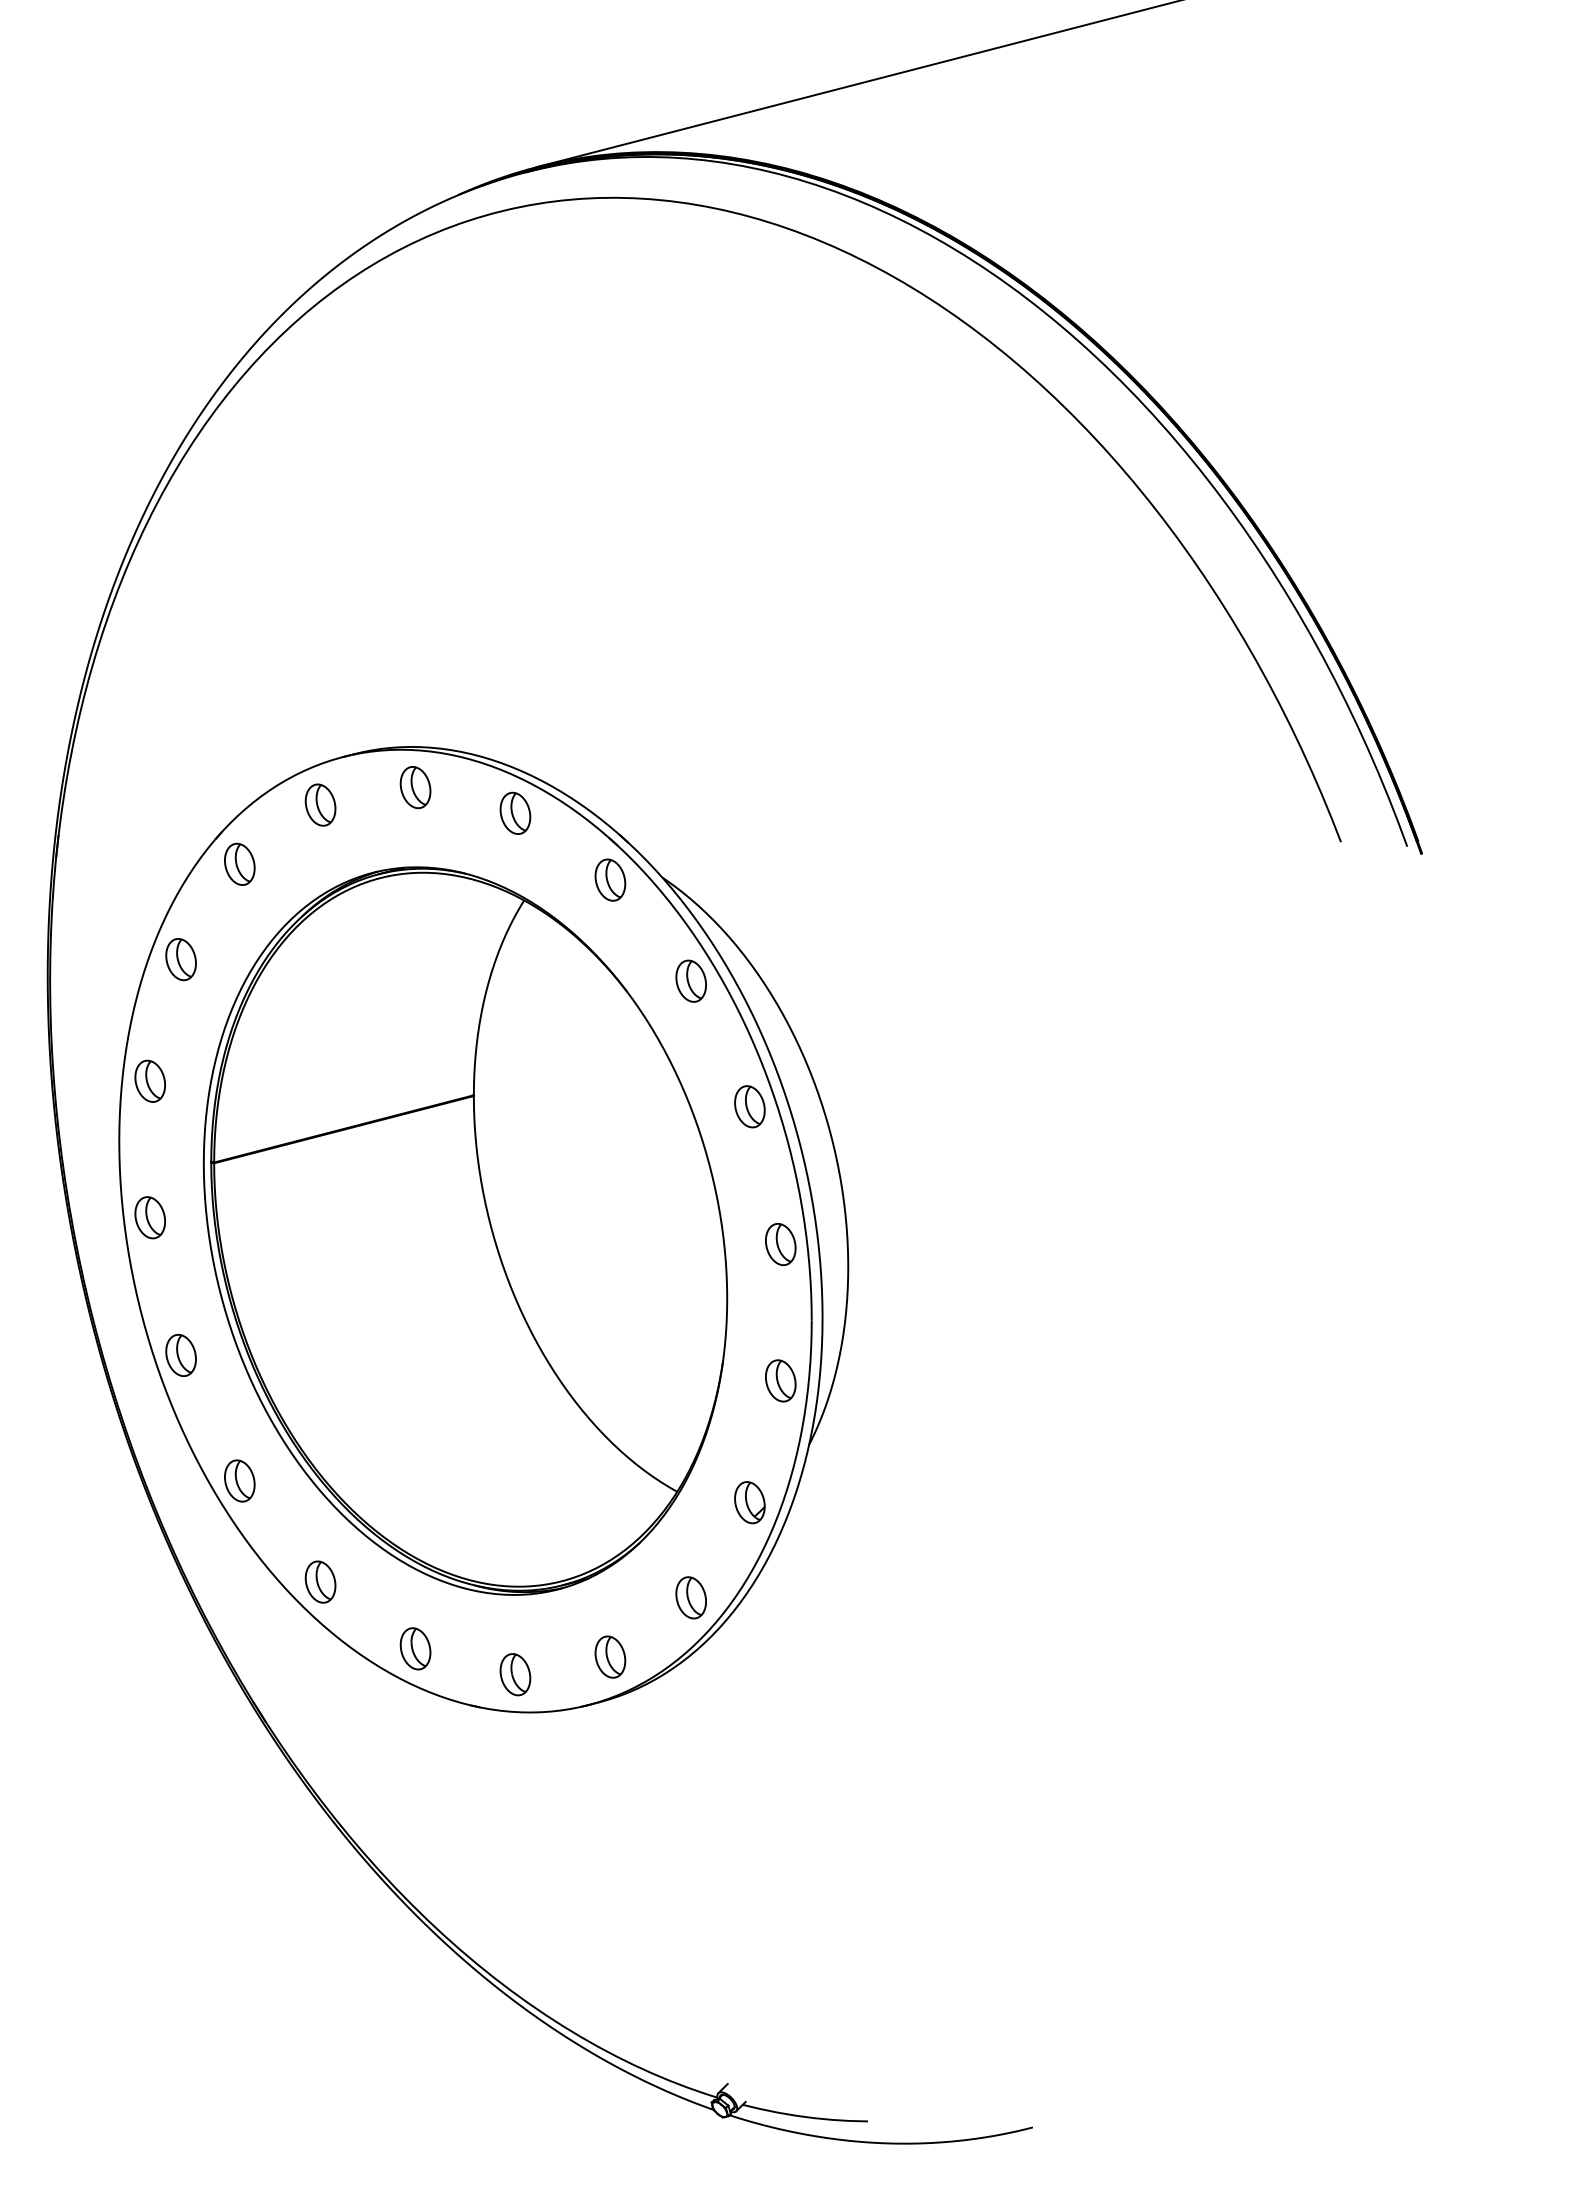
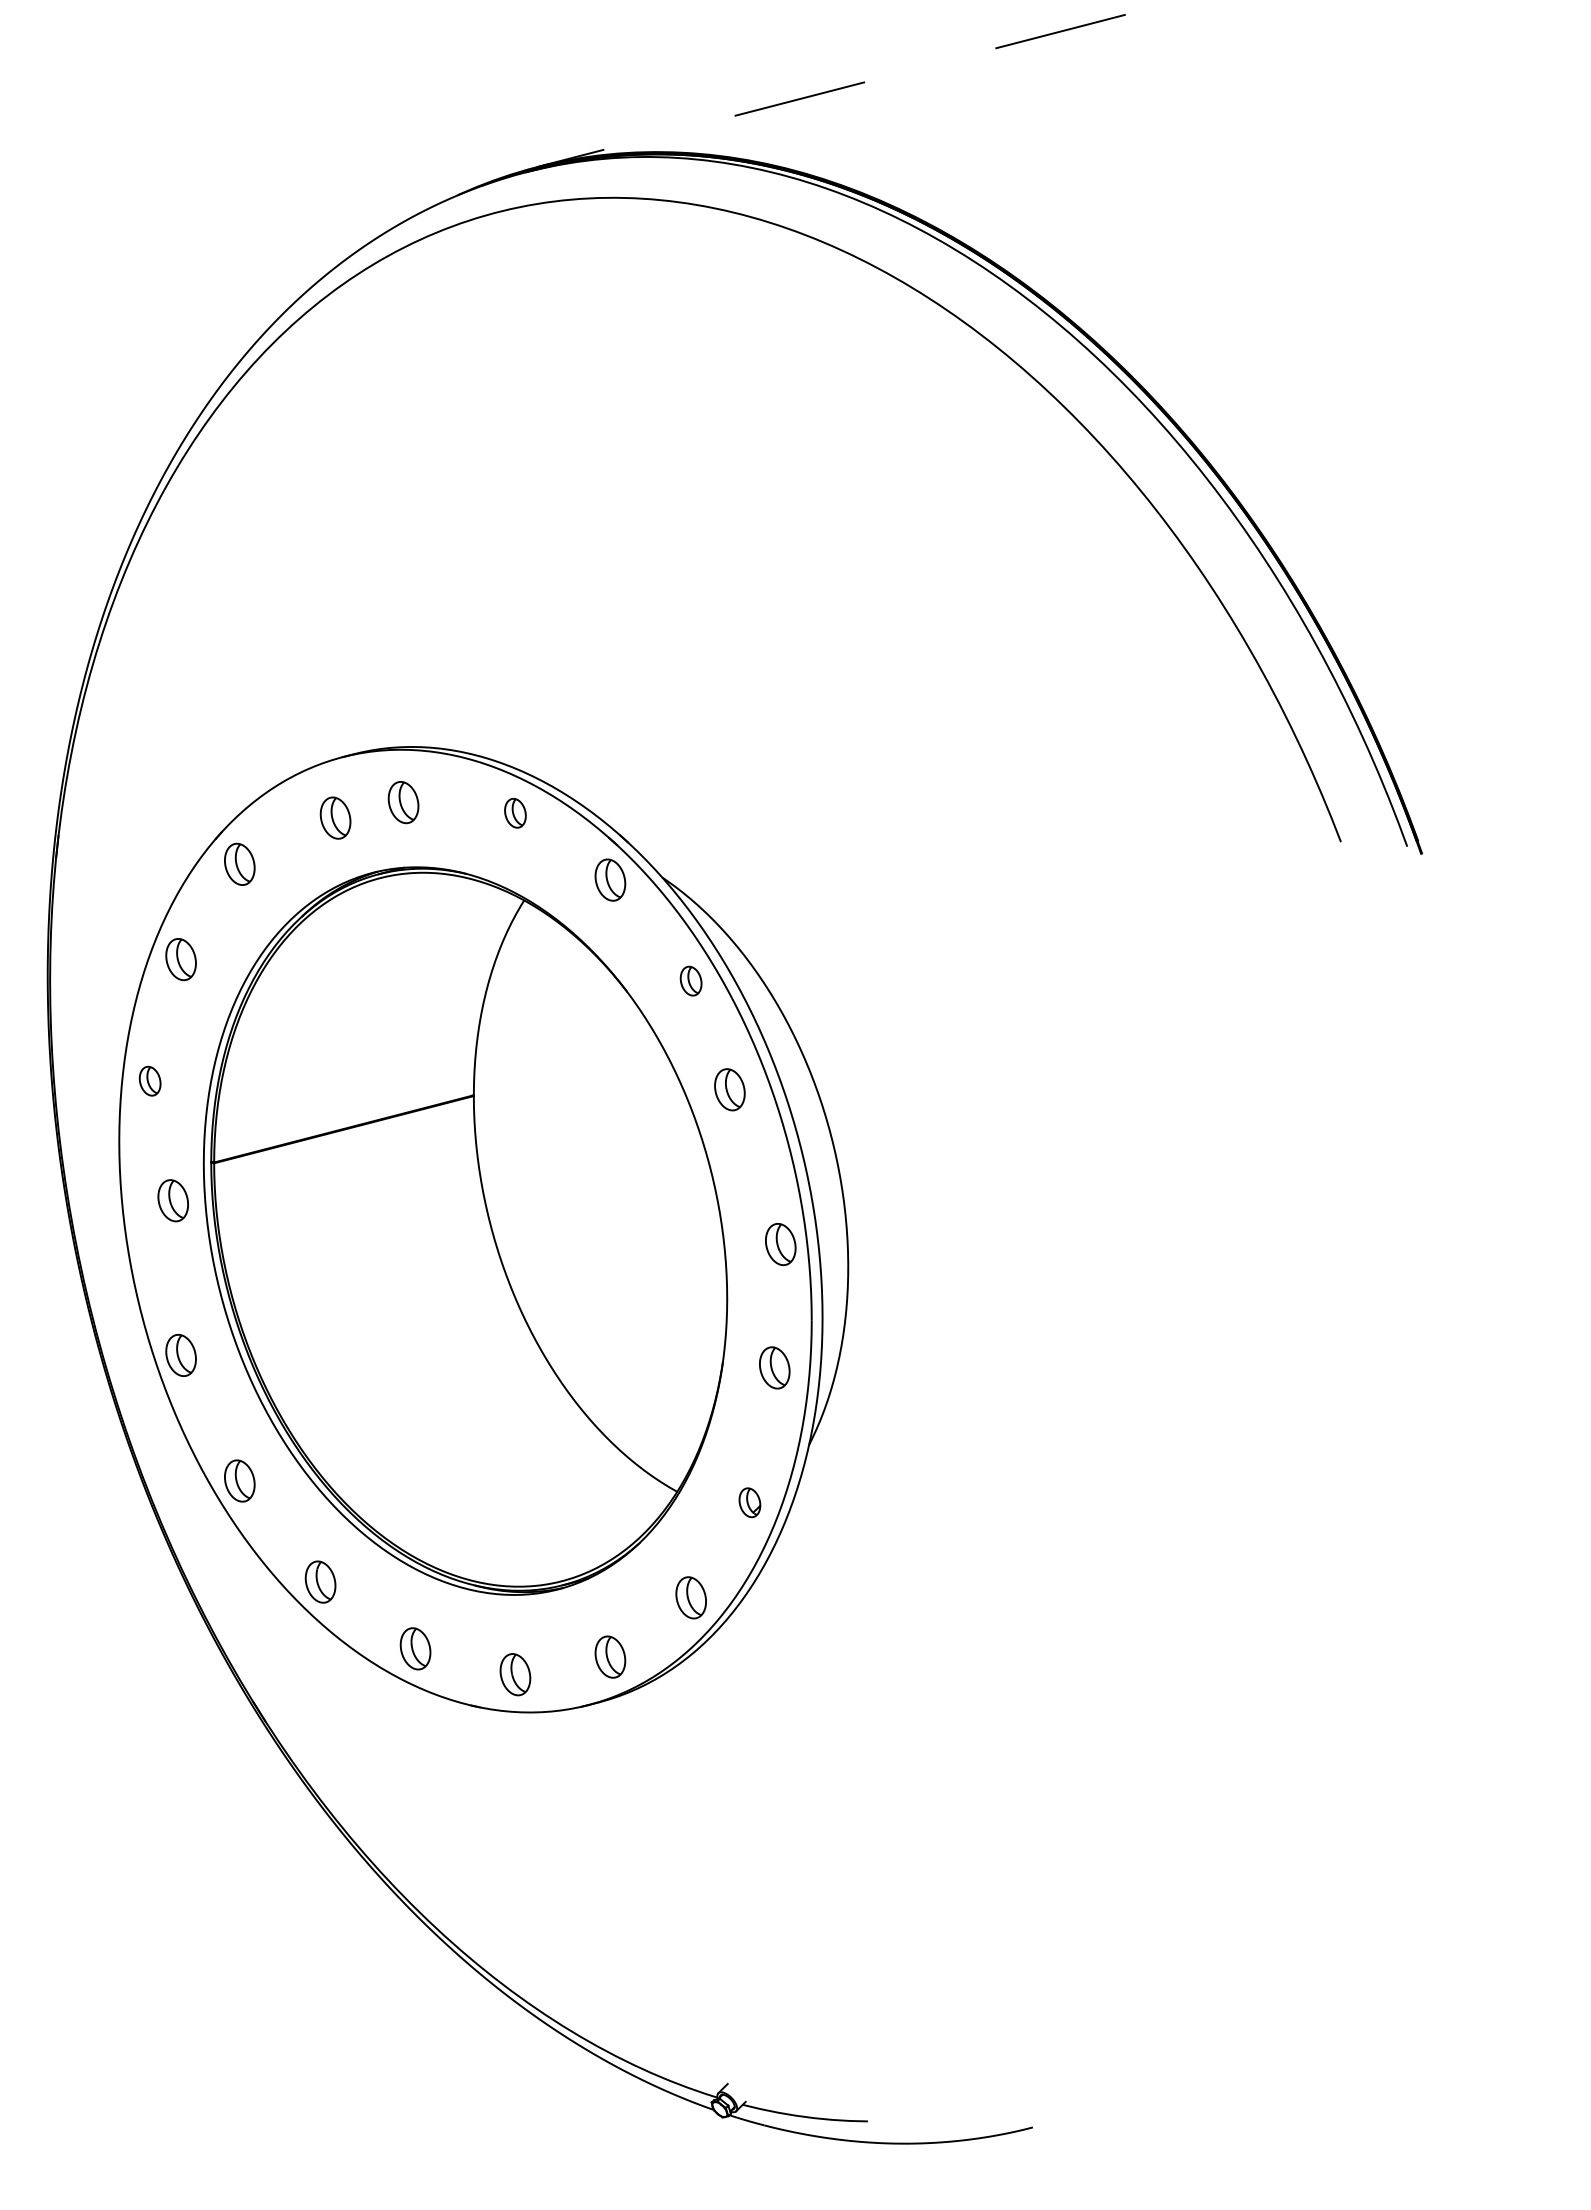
line: solid -> dashed (858, 83)
part position: (415, 787) -> (403, 802) (403, 802)
part position: (320, 804) -> (335, 817) (335, 817)
part size: 33x44 px -> 23x31 px (515, 813)
part size: 32x44 px -> 24x32 px (690, 980)
part size: 32x44 px -> 24x32 px (149, 1080)
part position: (749, 1106) -> (729, 1089) (729, 1089)
part position: (149, 1217) -> (172, 1200) (172, 1200)
part position: (780, 1380) -> (774, 1367) (774, 1367)
part size: 32x44 px -> 24x32 px (749, 1502)
